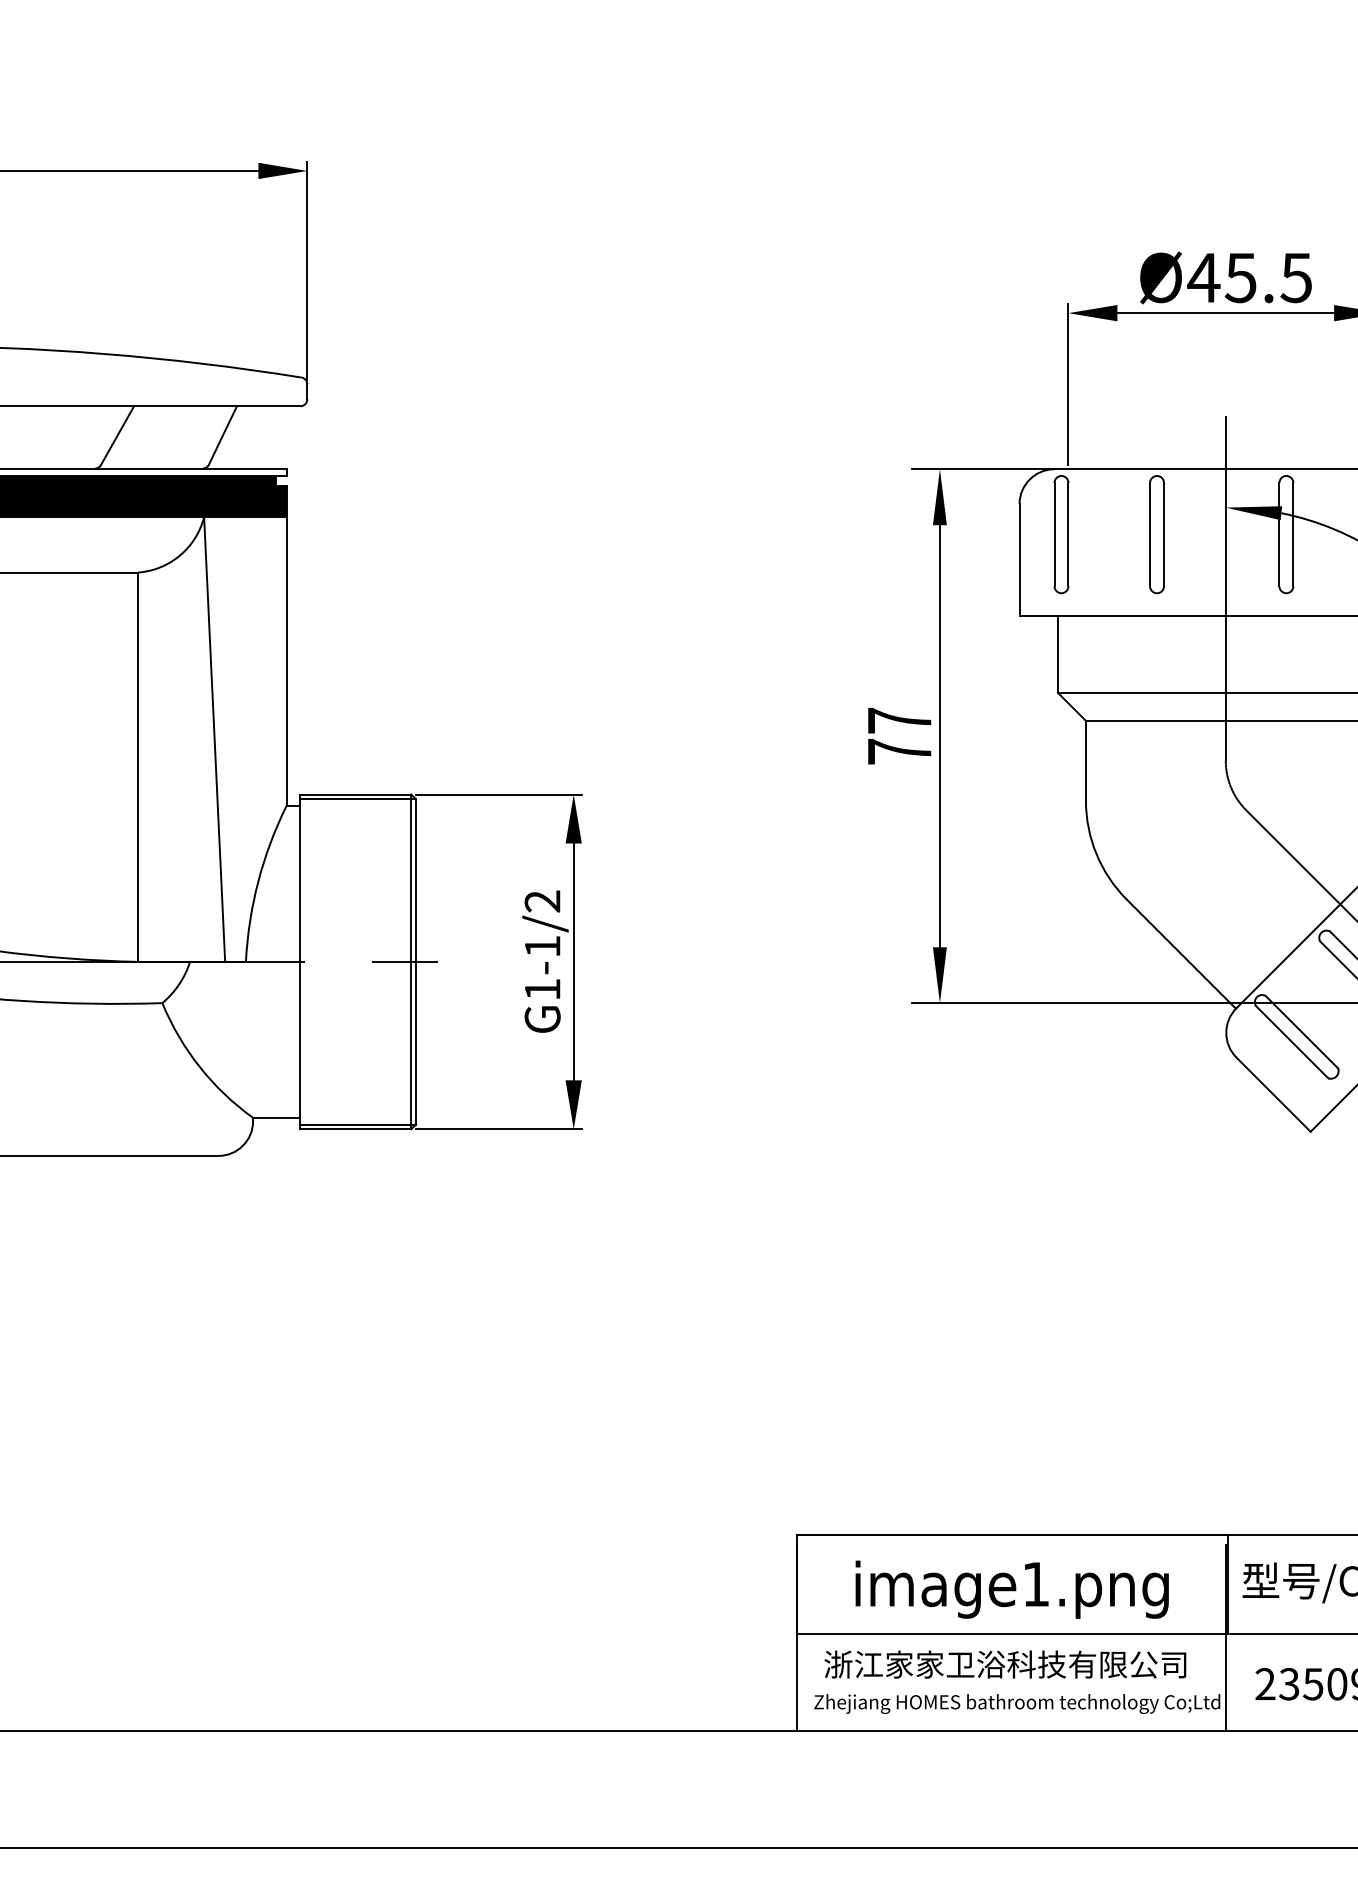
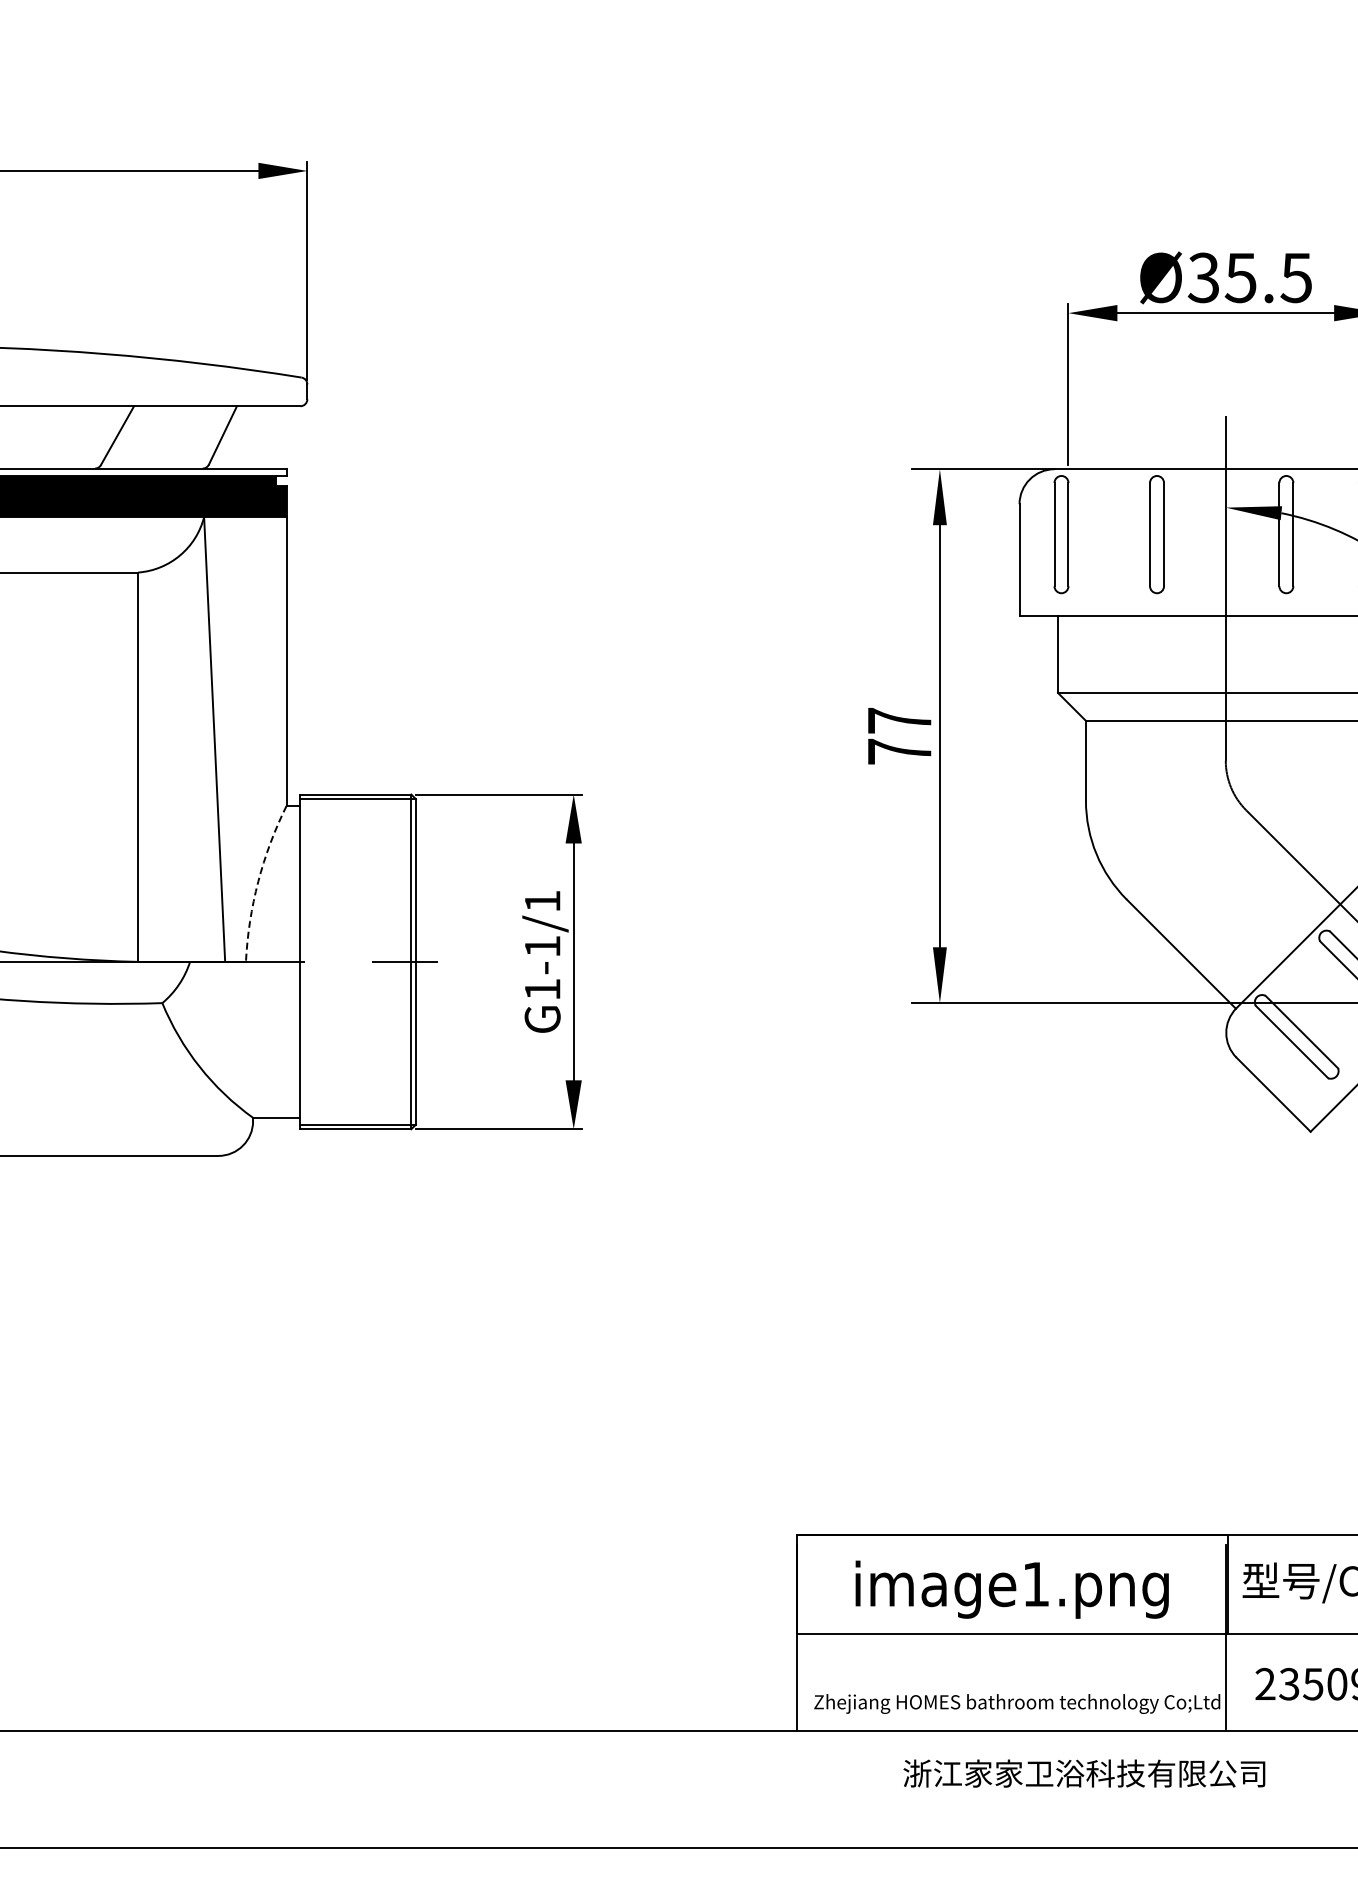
text: Ø45.5 -> Ø35.5 (1203, 277)
arc: solid -> dashed (258, 881)
text: G1-1/2 -> G1-1/1 (542, 901)
text position: (1005, 1664) -> (1084, 1773) (1084, 1773)
